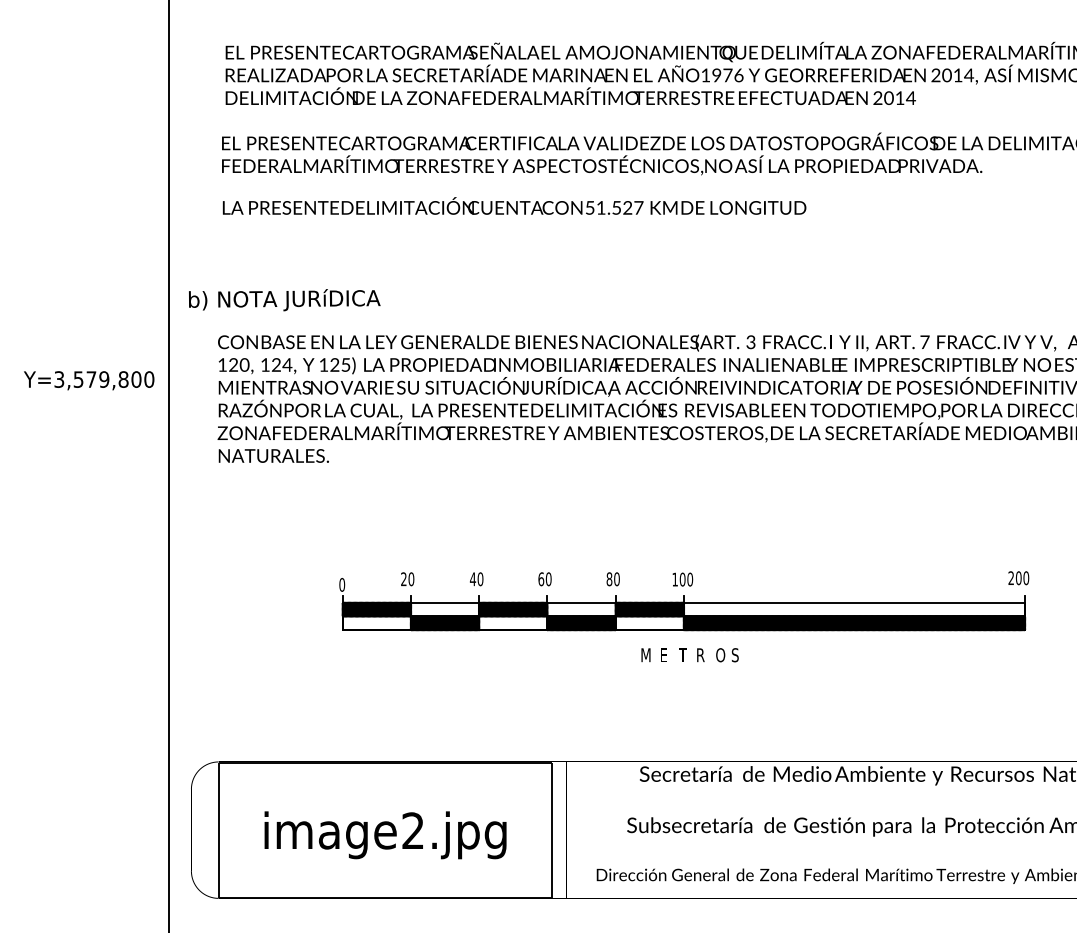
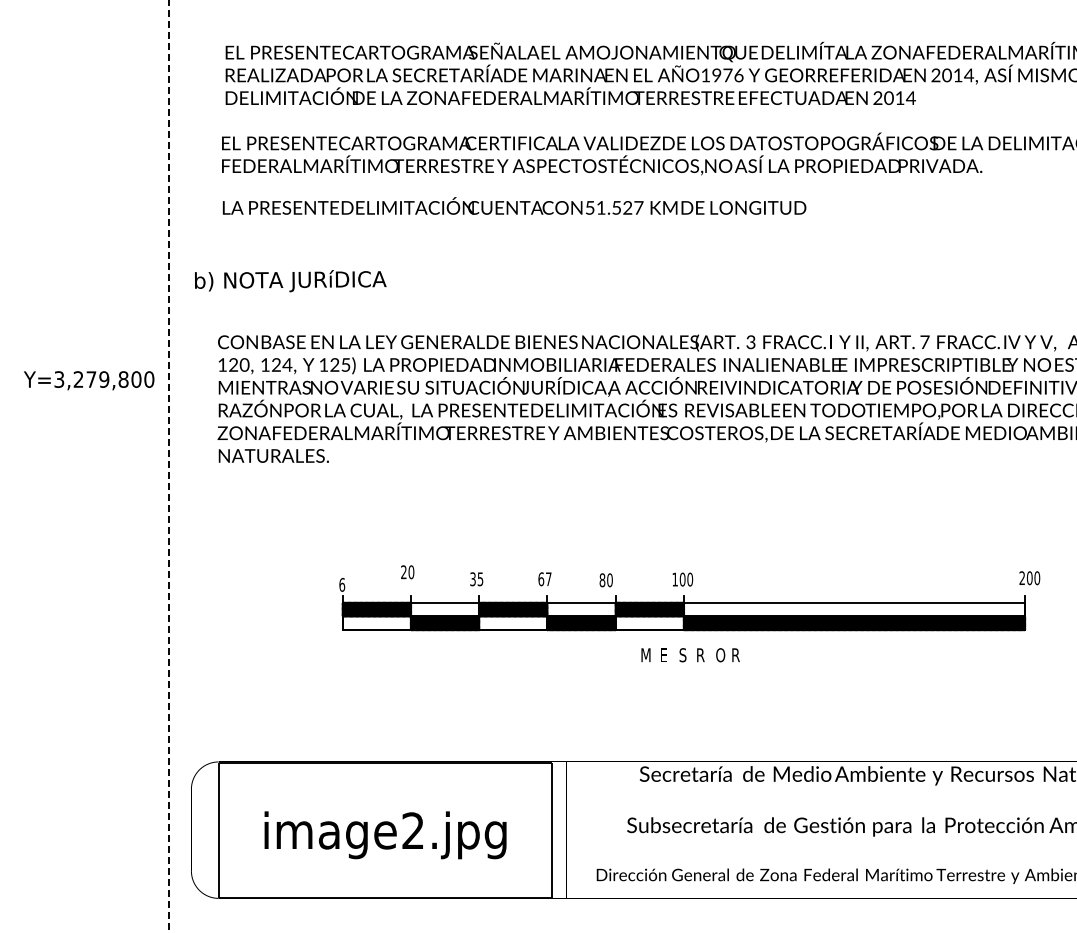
text position: (284, 300) -> (290, 281) (290, 281)
text: Y=3,579,800 -> Y=3,279,800 (78, 379)
line: solid -> dashed (168, 466)
text position: (1018, 578) -> (1029, 578) (1029, 578)
text position: (407, 579) -> (407, 572) (407, 572)
text: 40 -> 35 (476, 579)
text: 60 -> 67 (548, 579)
text position: (612, 579) -> (605, 580) (605, 580)
text: 0 -> 6 (342, 584)
text: T -> S (682, 655)
text: S -> R (735, 655)
